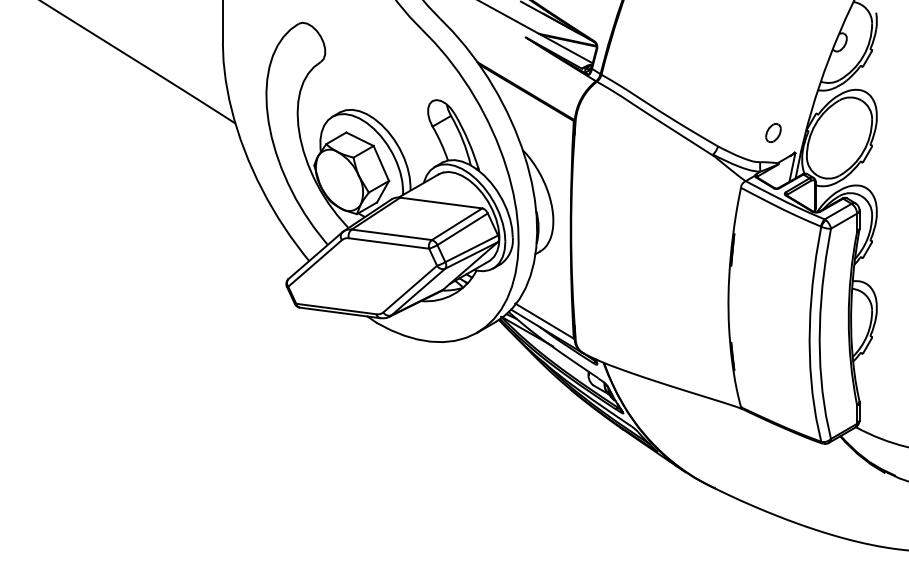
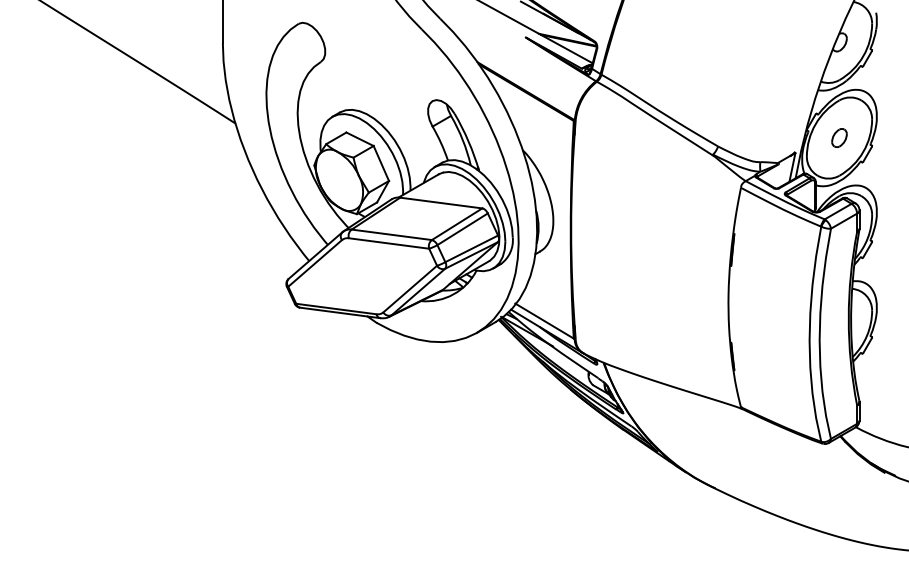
part position: (773, 132) -> (839, 137) (839, 137)
